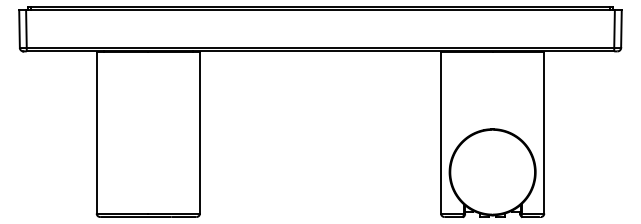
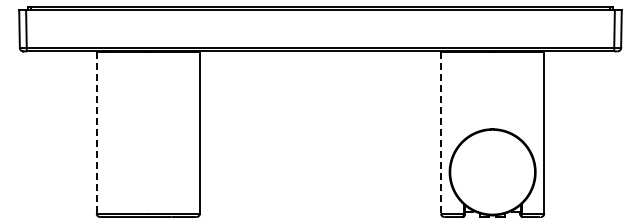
line: solid -> dashed (96, 132)
line: solid -> dashed (441, 132)
